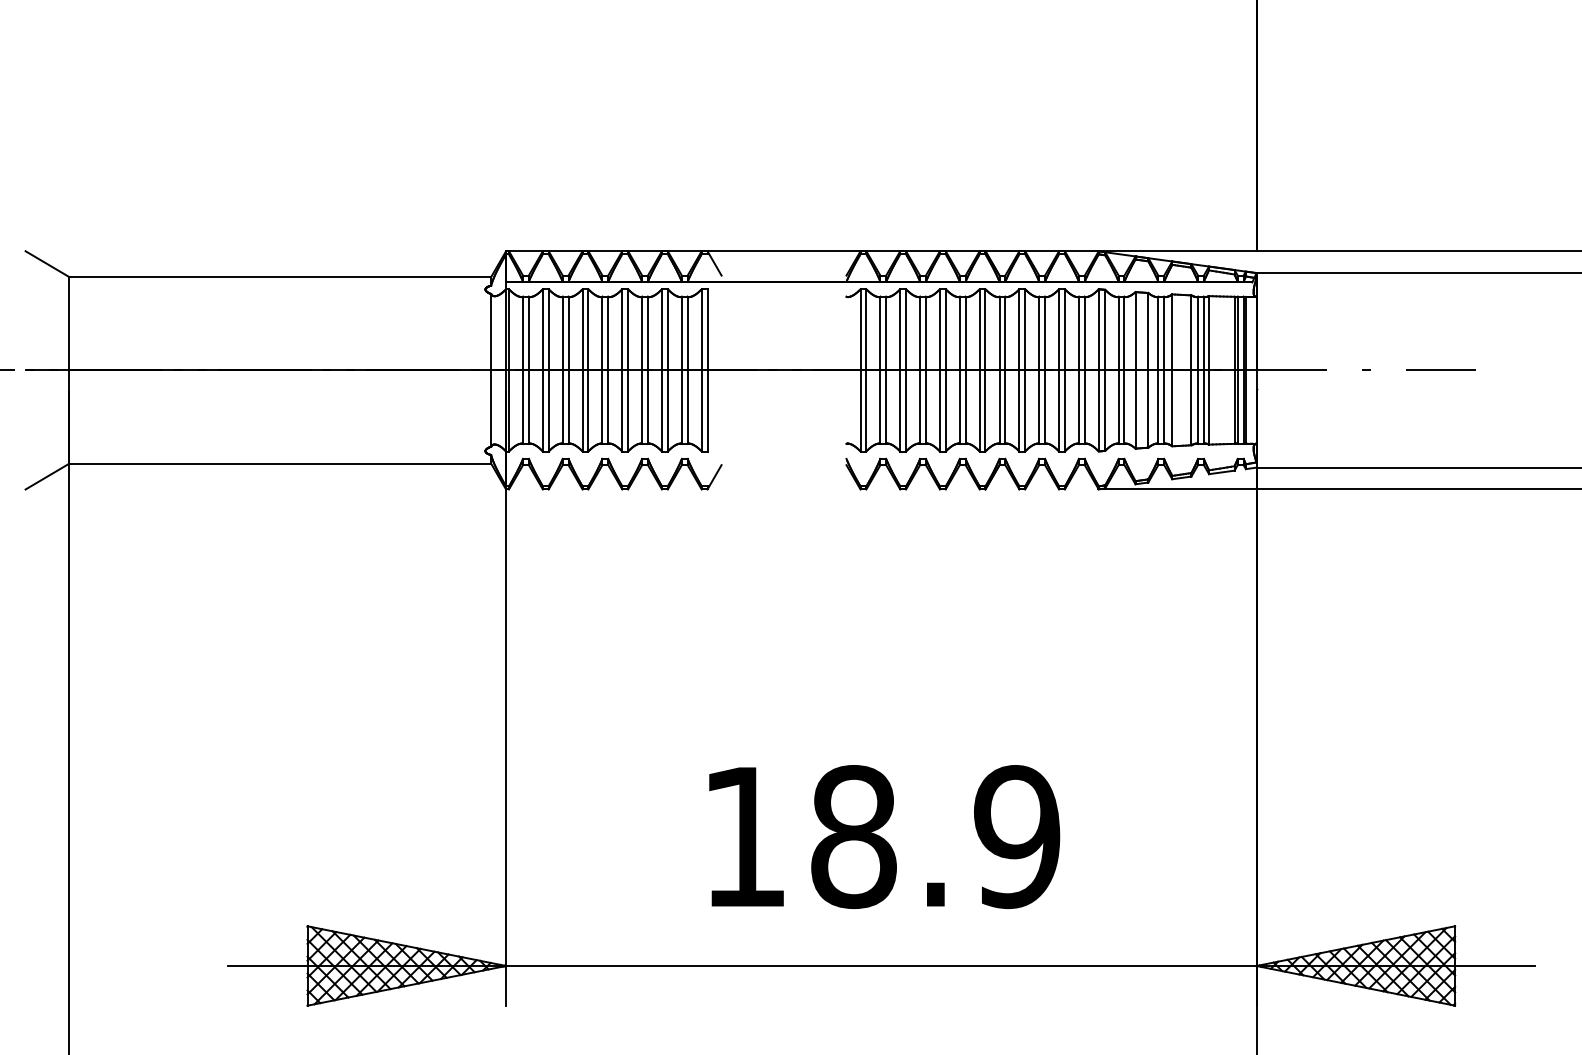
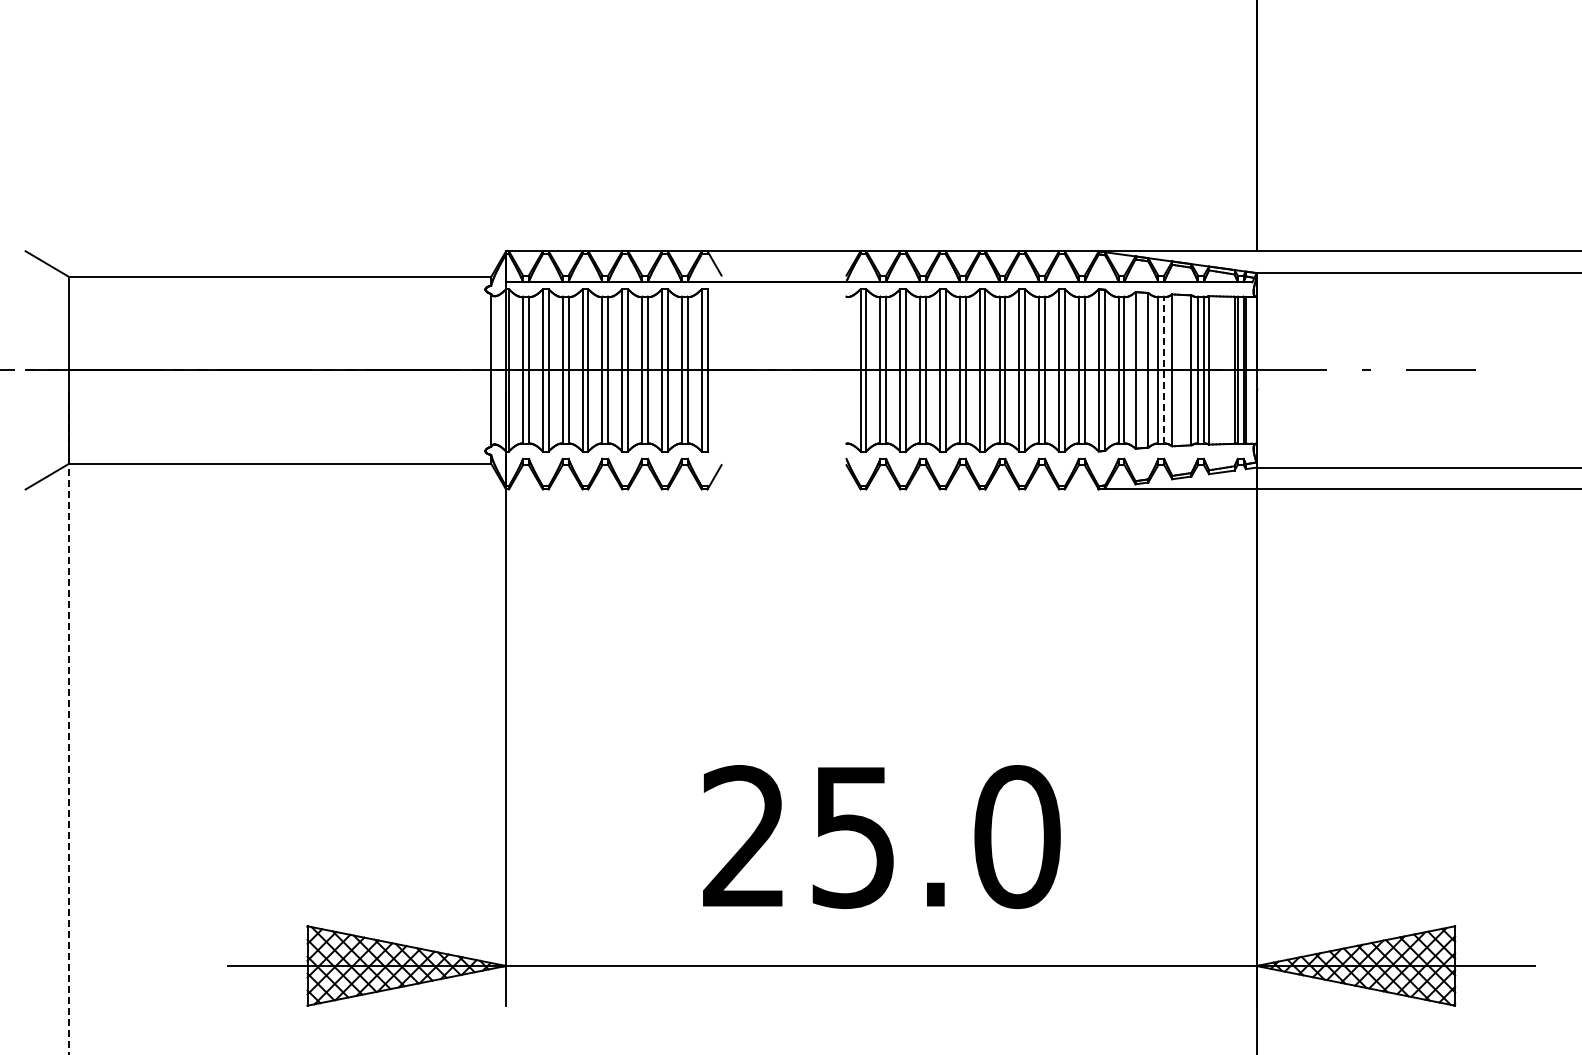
line: solid -> dashed (1164, 370)
line: solid -> dashed (69, 723)
text: 18.9 -> 25.0 (881, 837)
